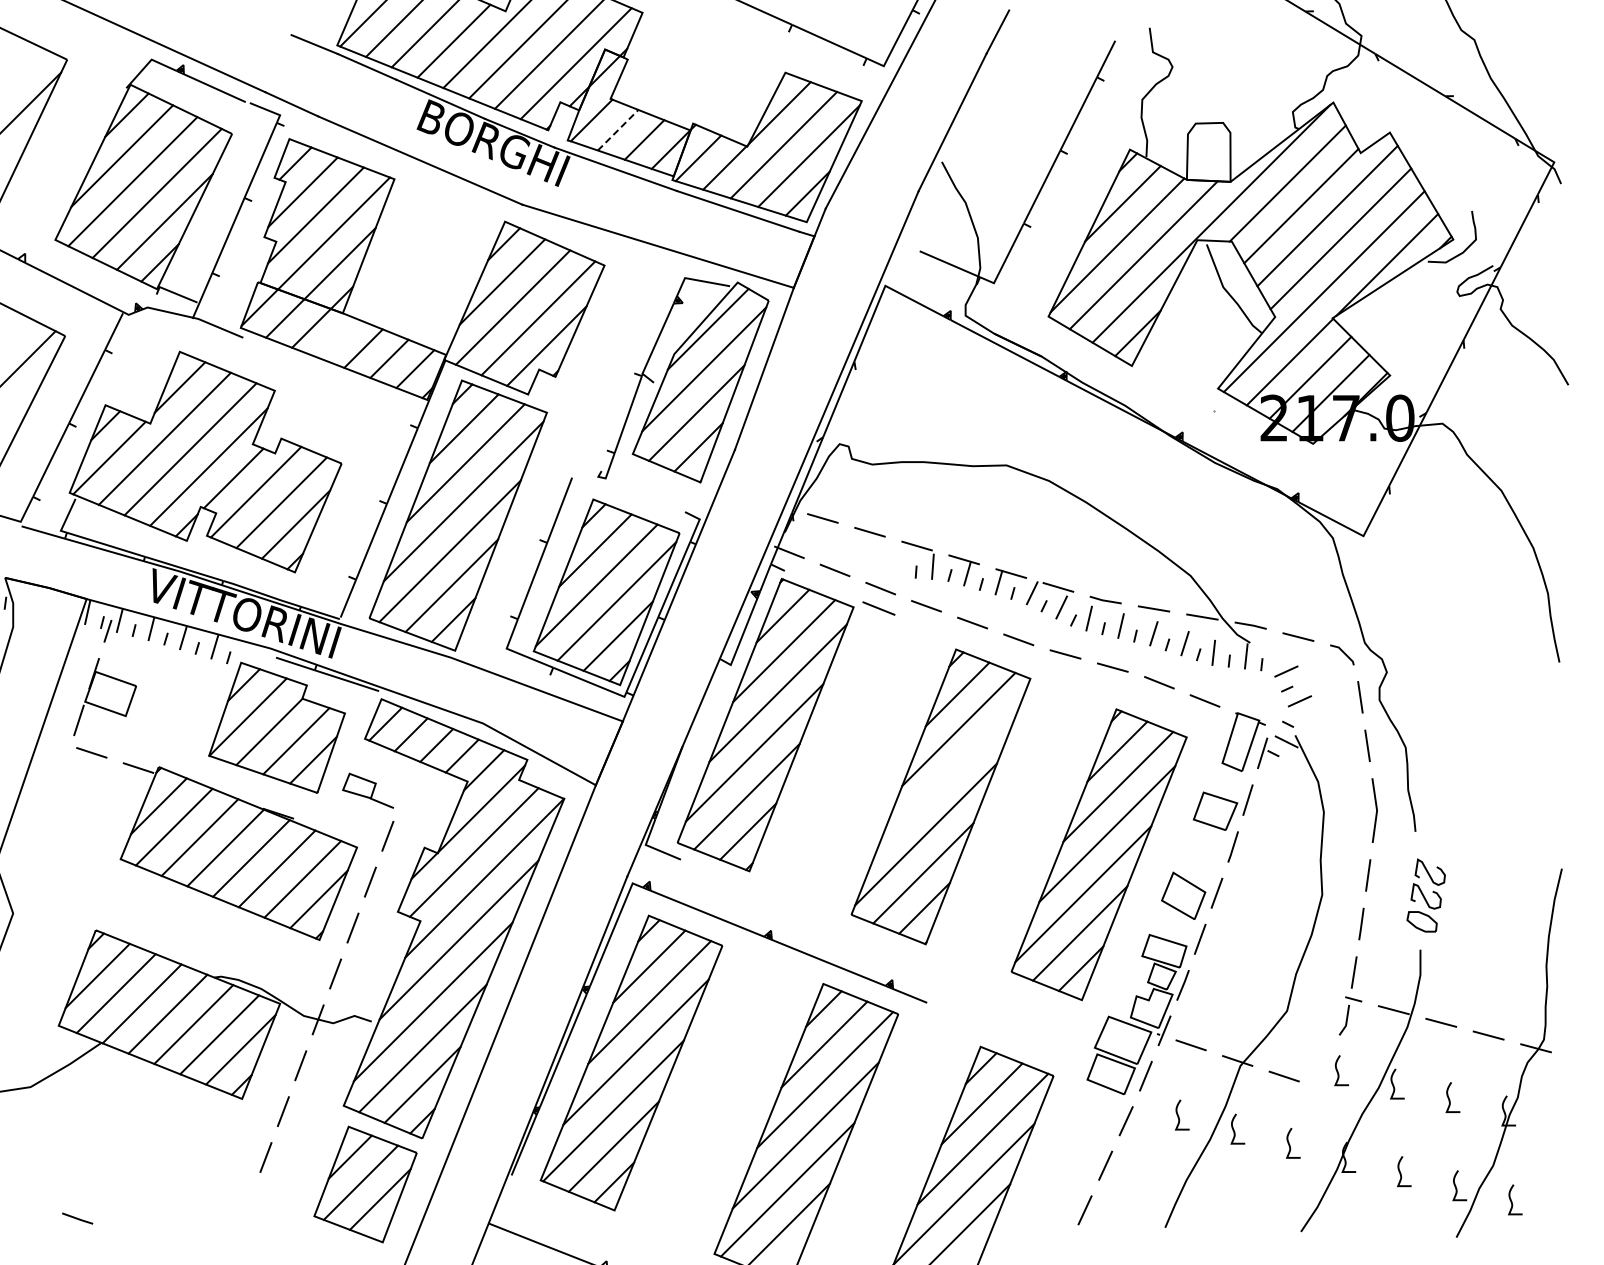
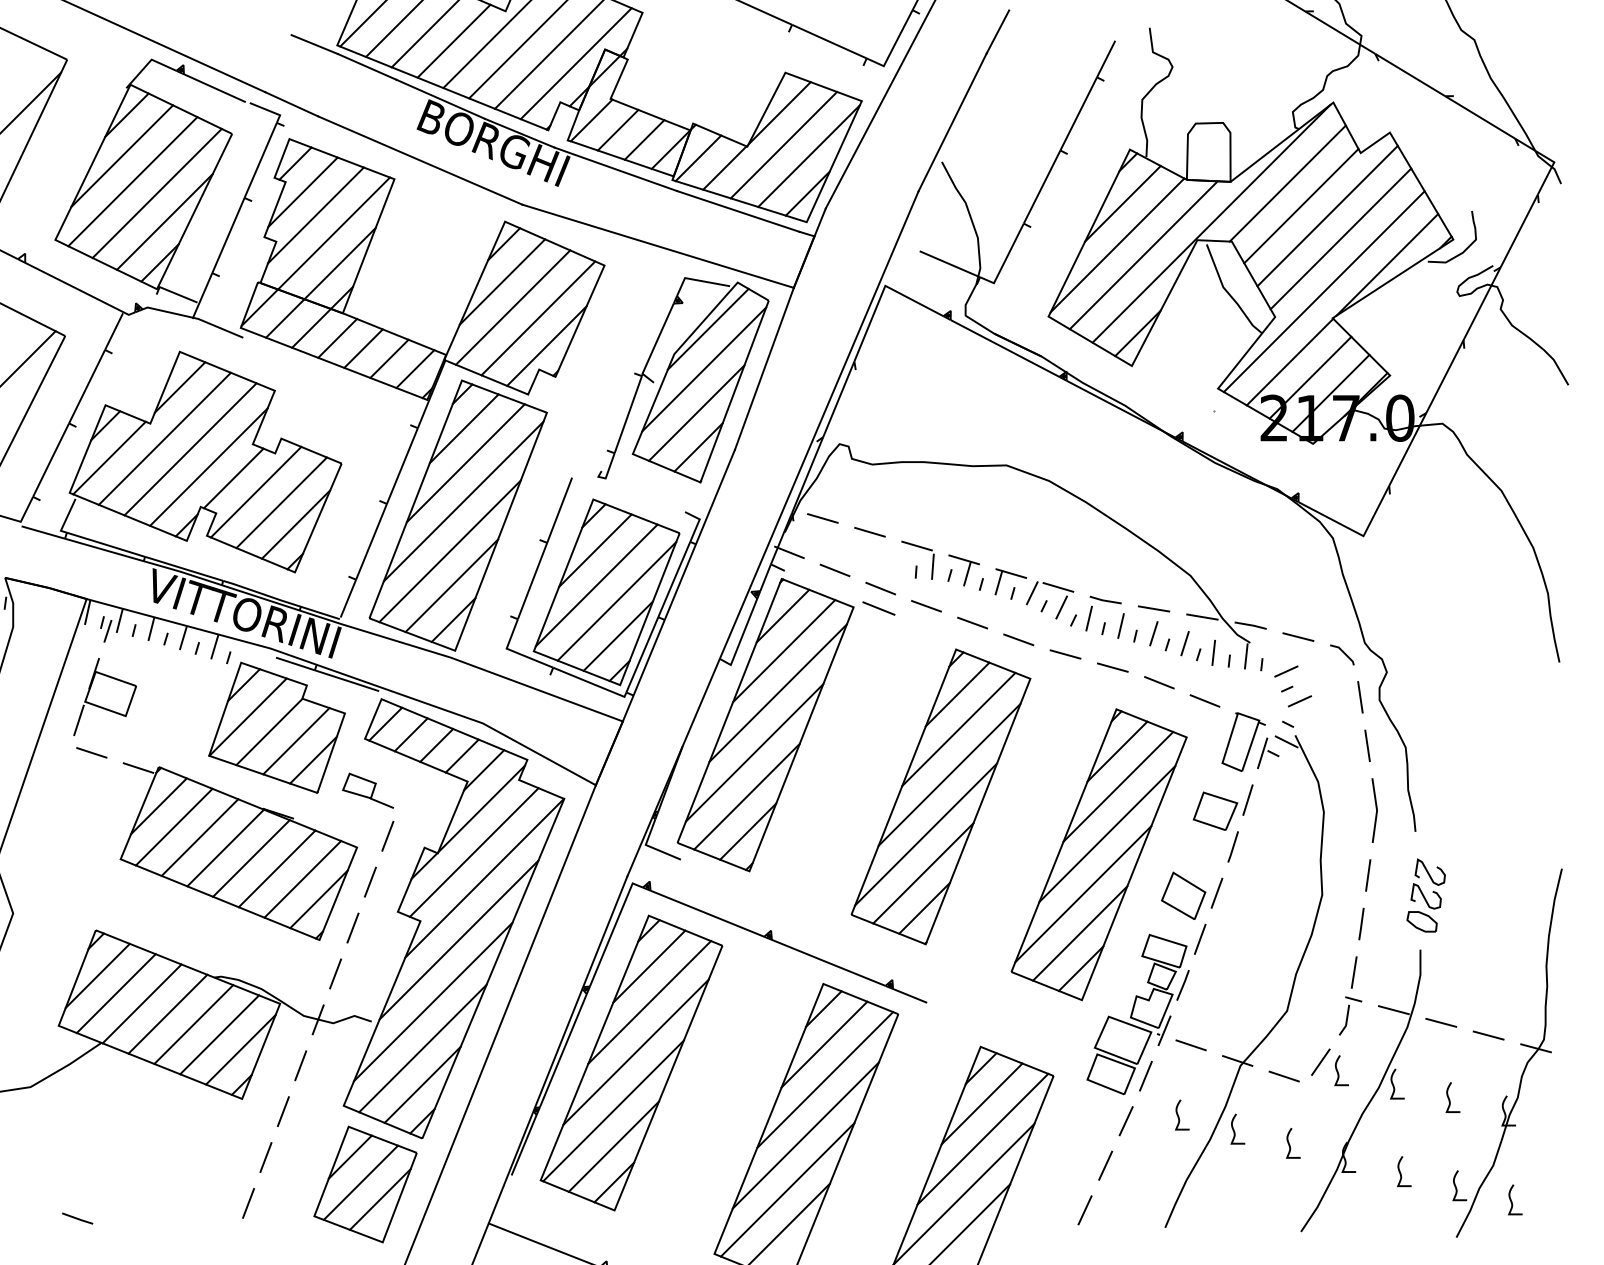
line: dashed -> solid (618, 130)
line: none -> present (337, 338)
line: none -> present (949, 774)
line: none -> present (1320, 1061)
line: none -> present (248, 1203)
